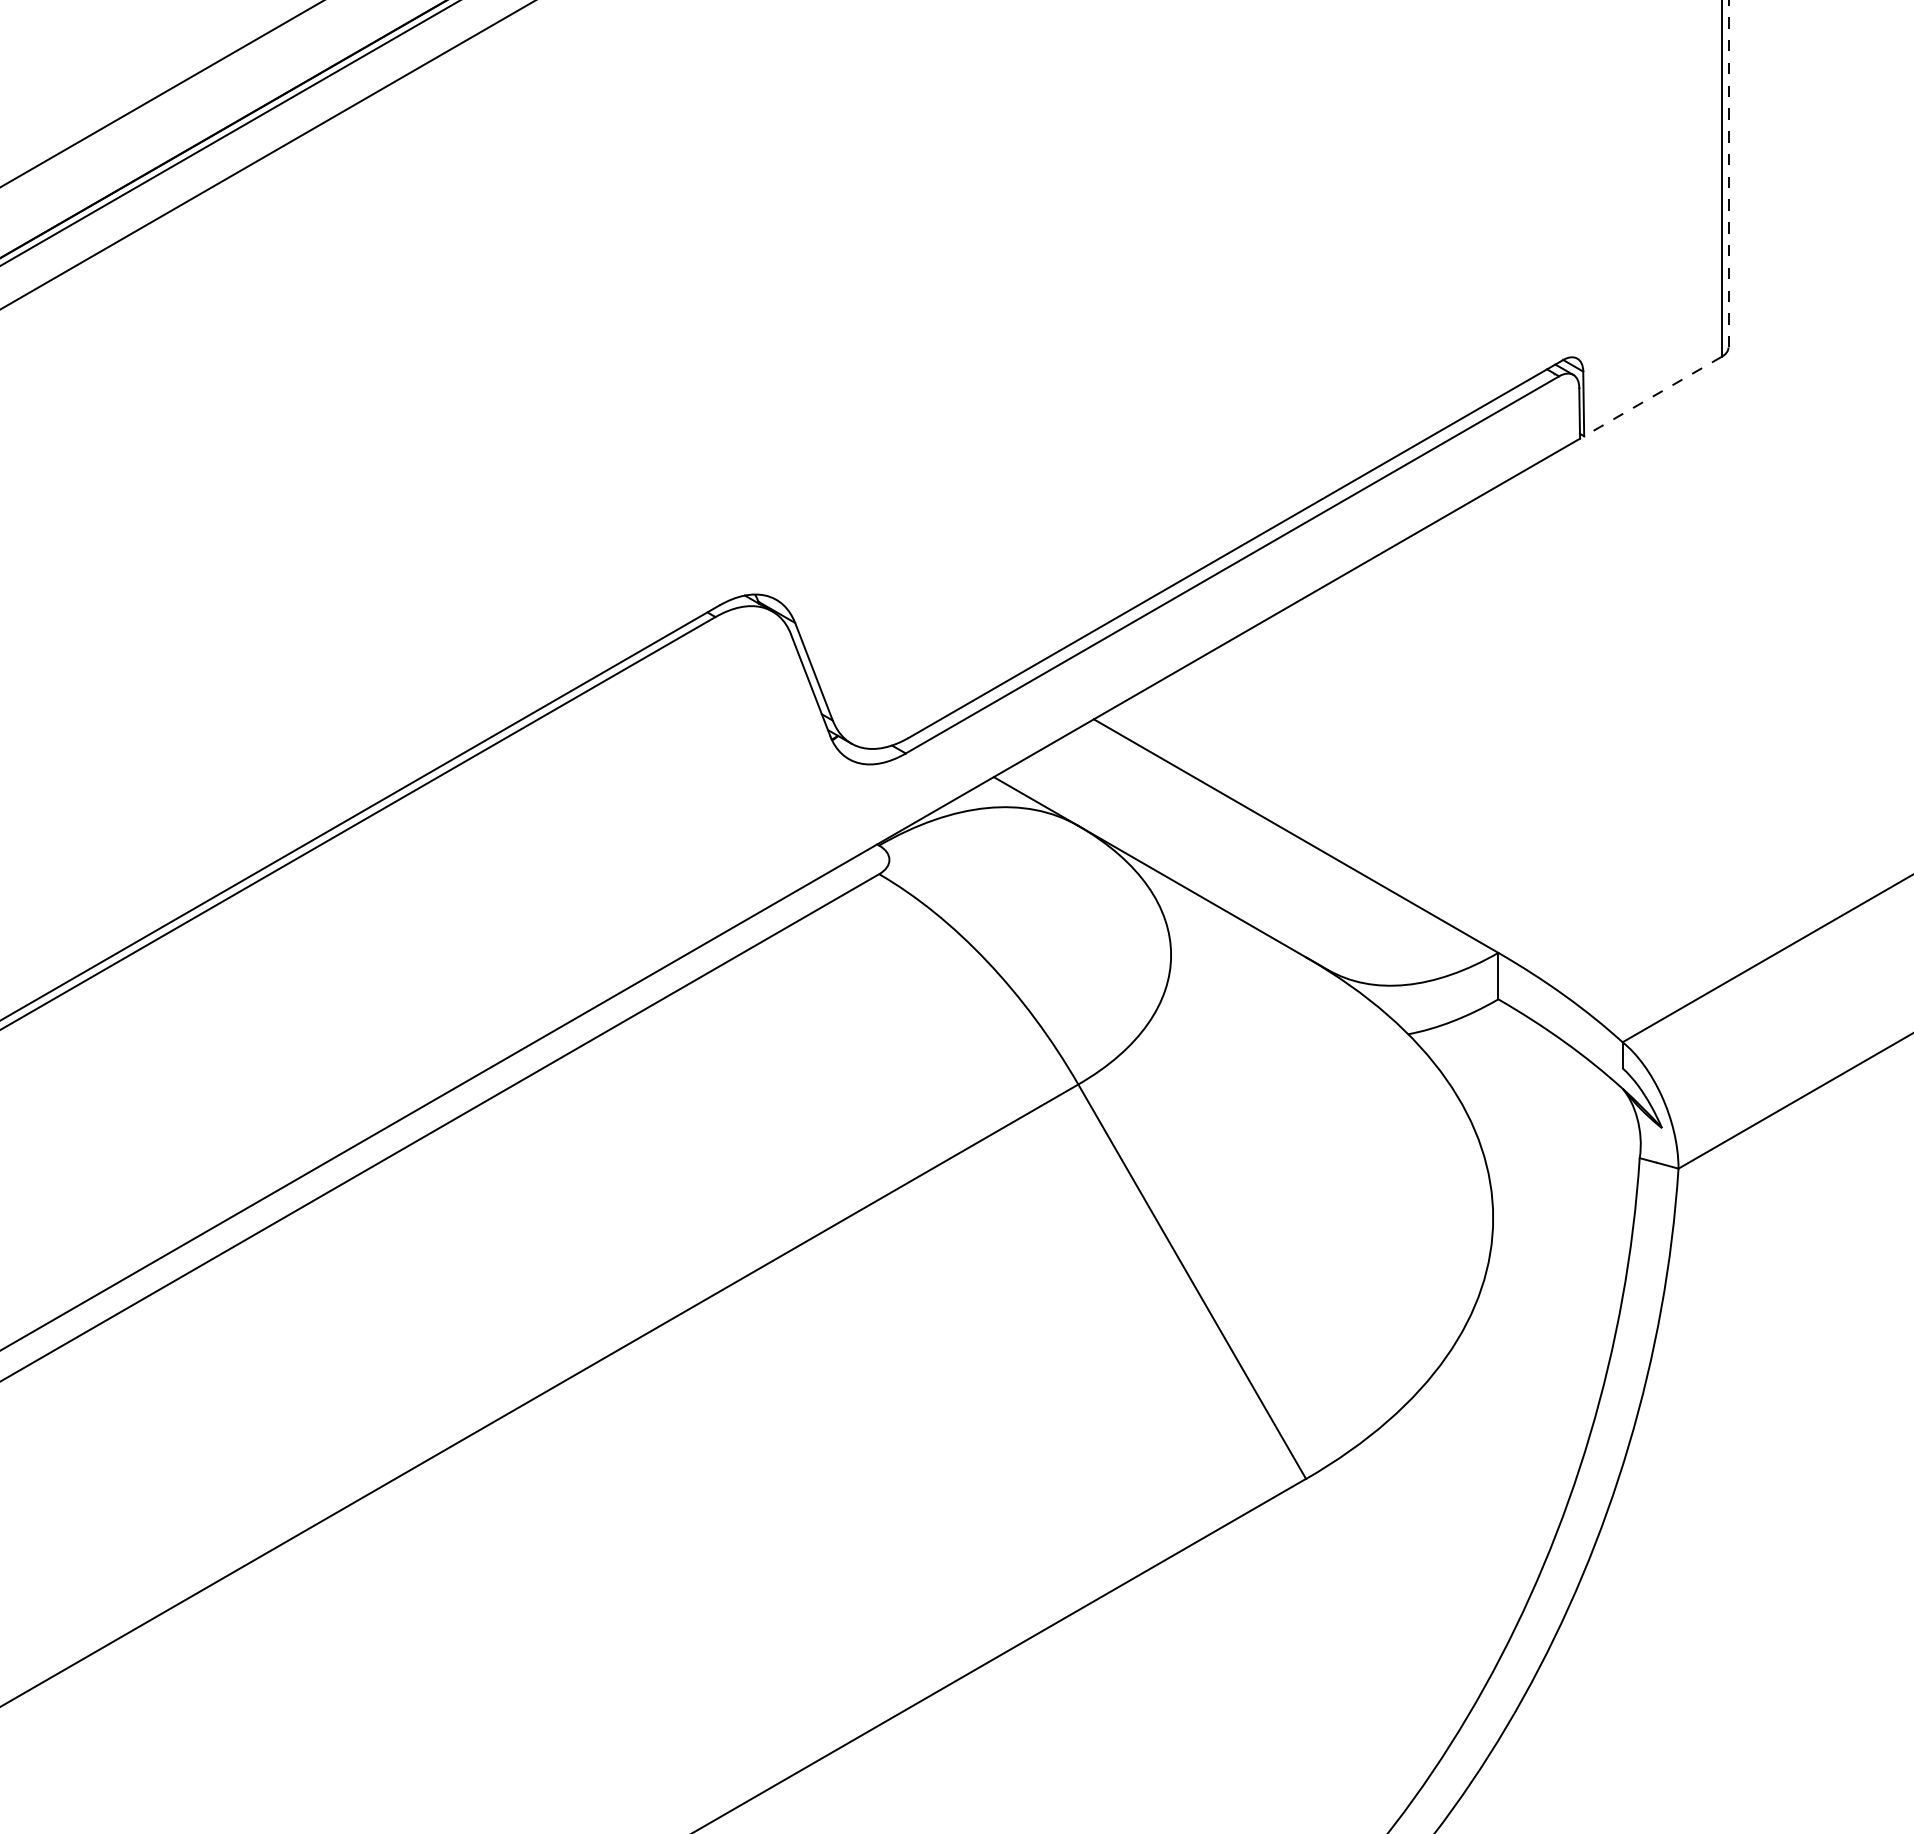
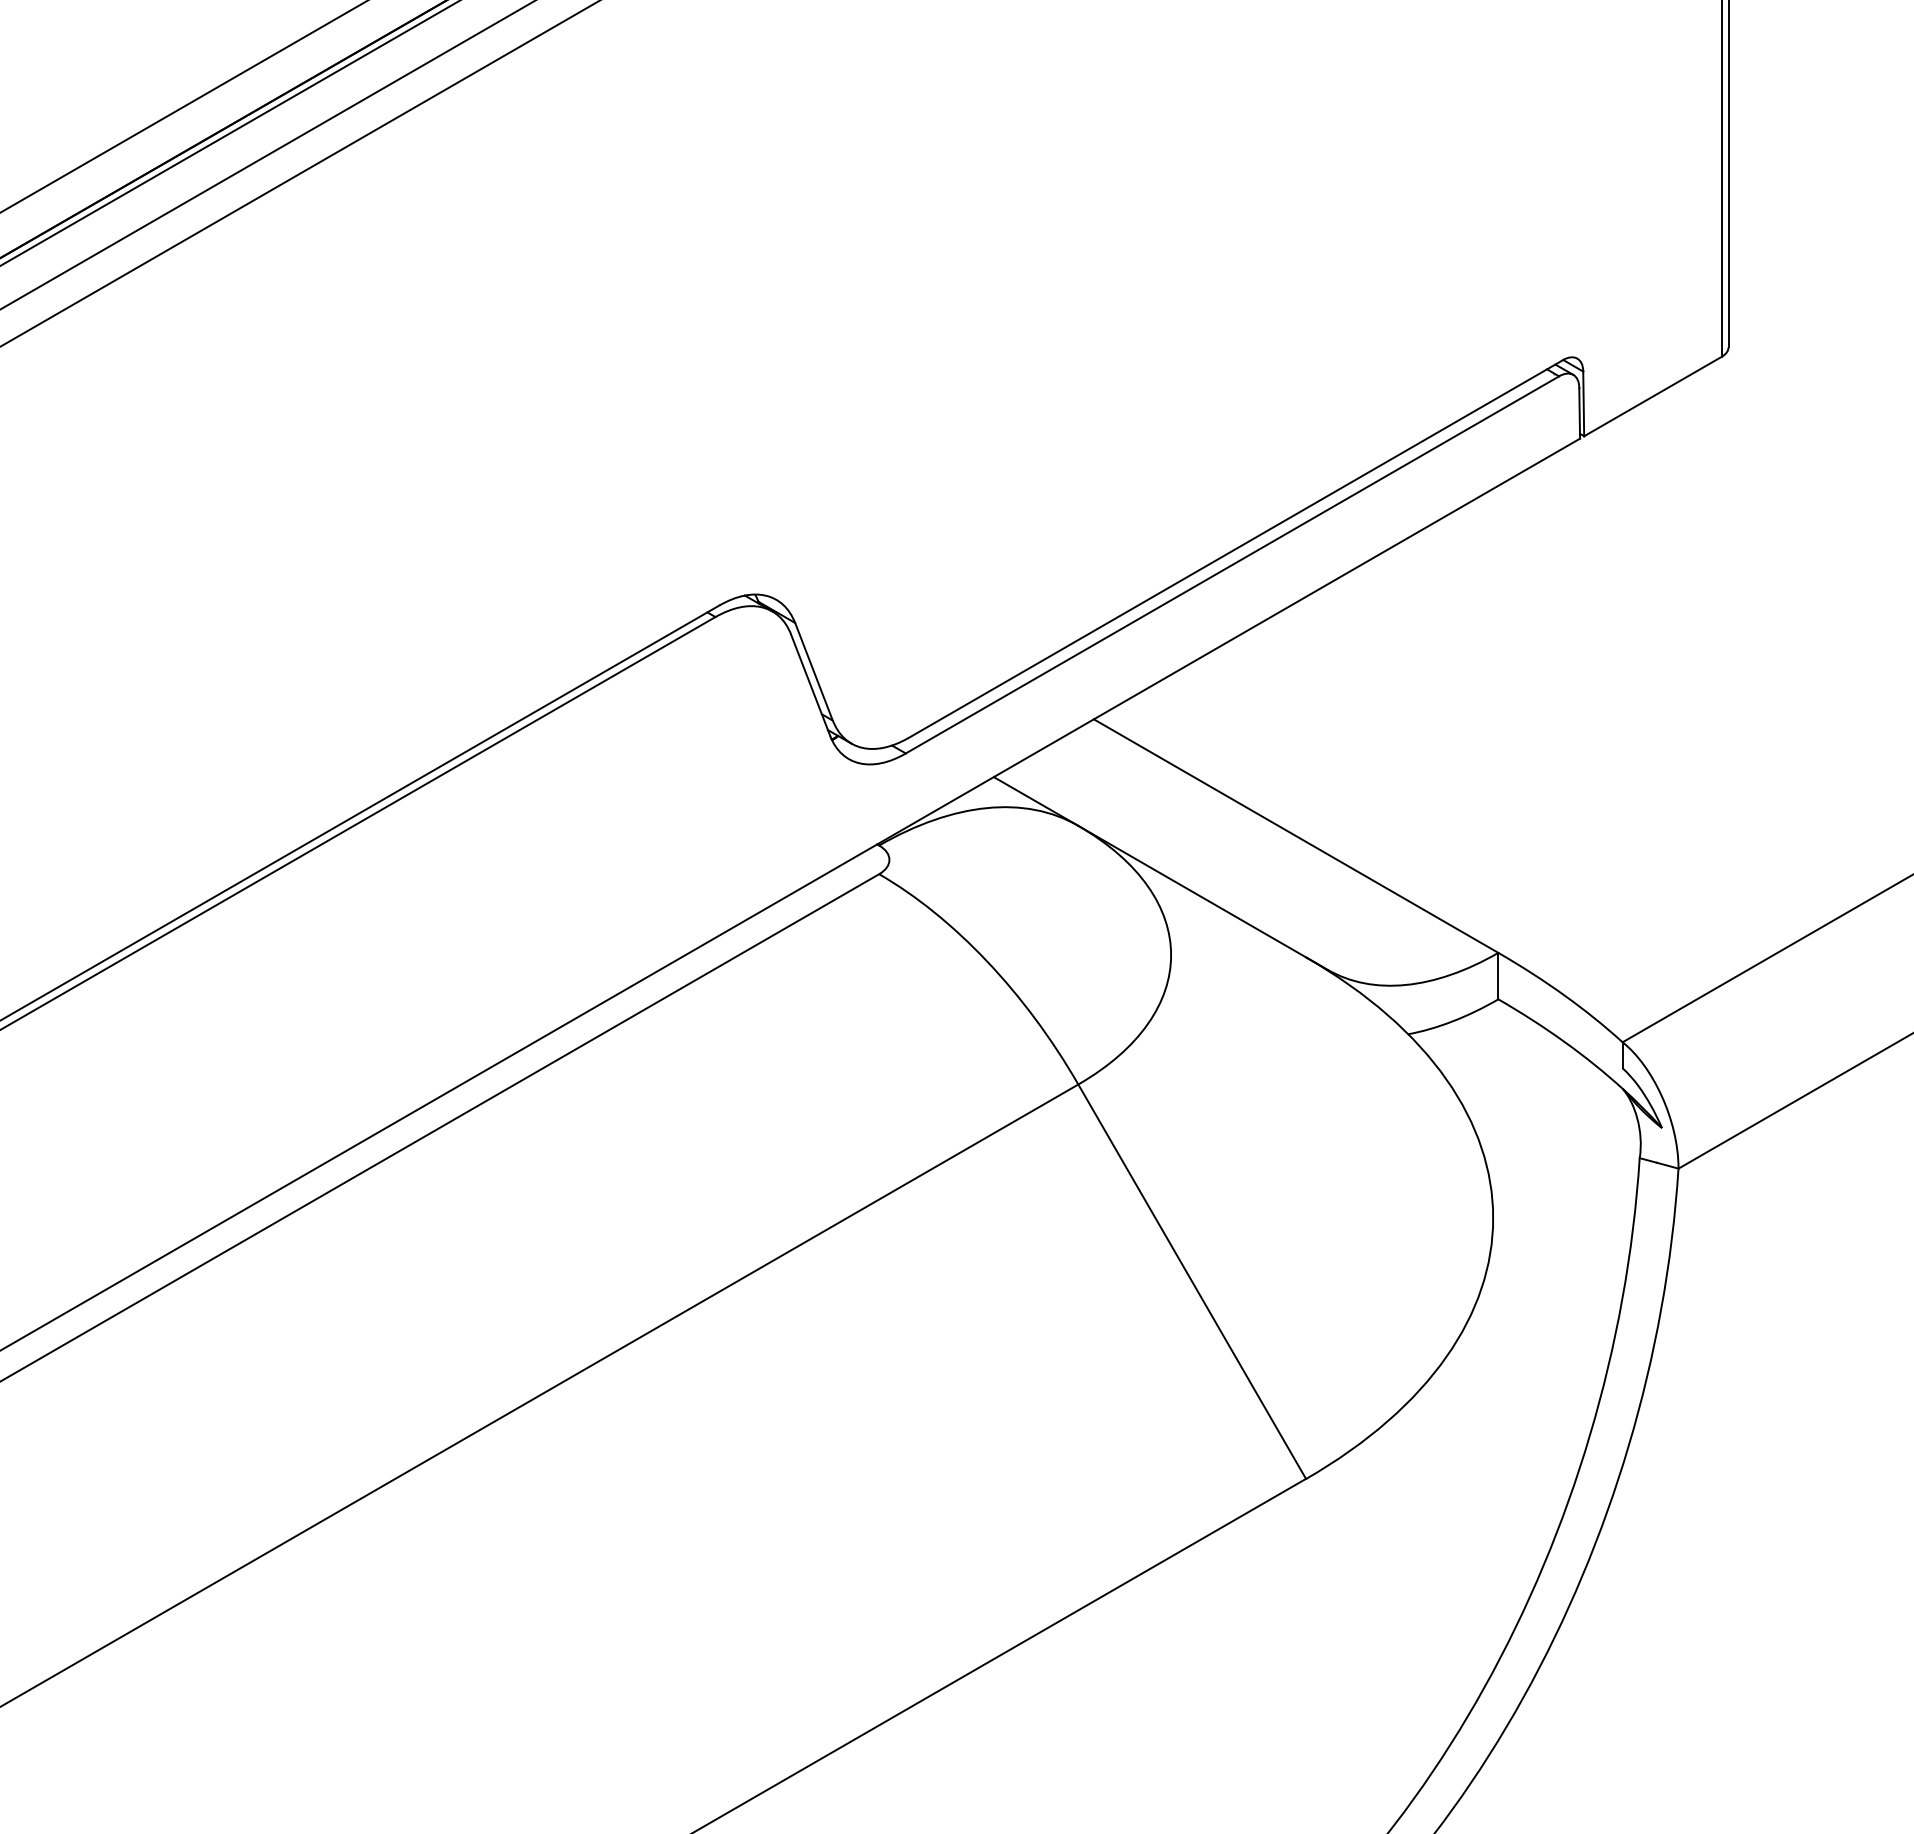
line position: (161, 94) -> (183, 106) (183, 106)
line: none -> present (299, 173)
line: dashed -> solid (1728, 173)
line: dashed -> solid (1652, 396)
